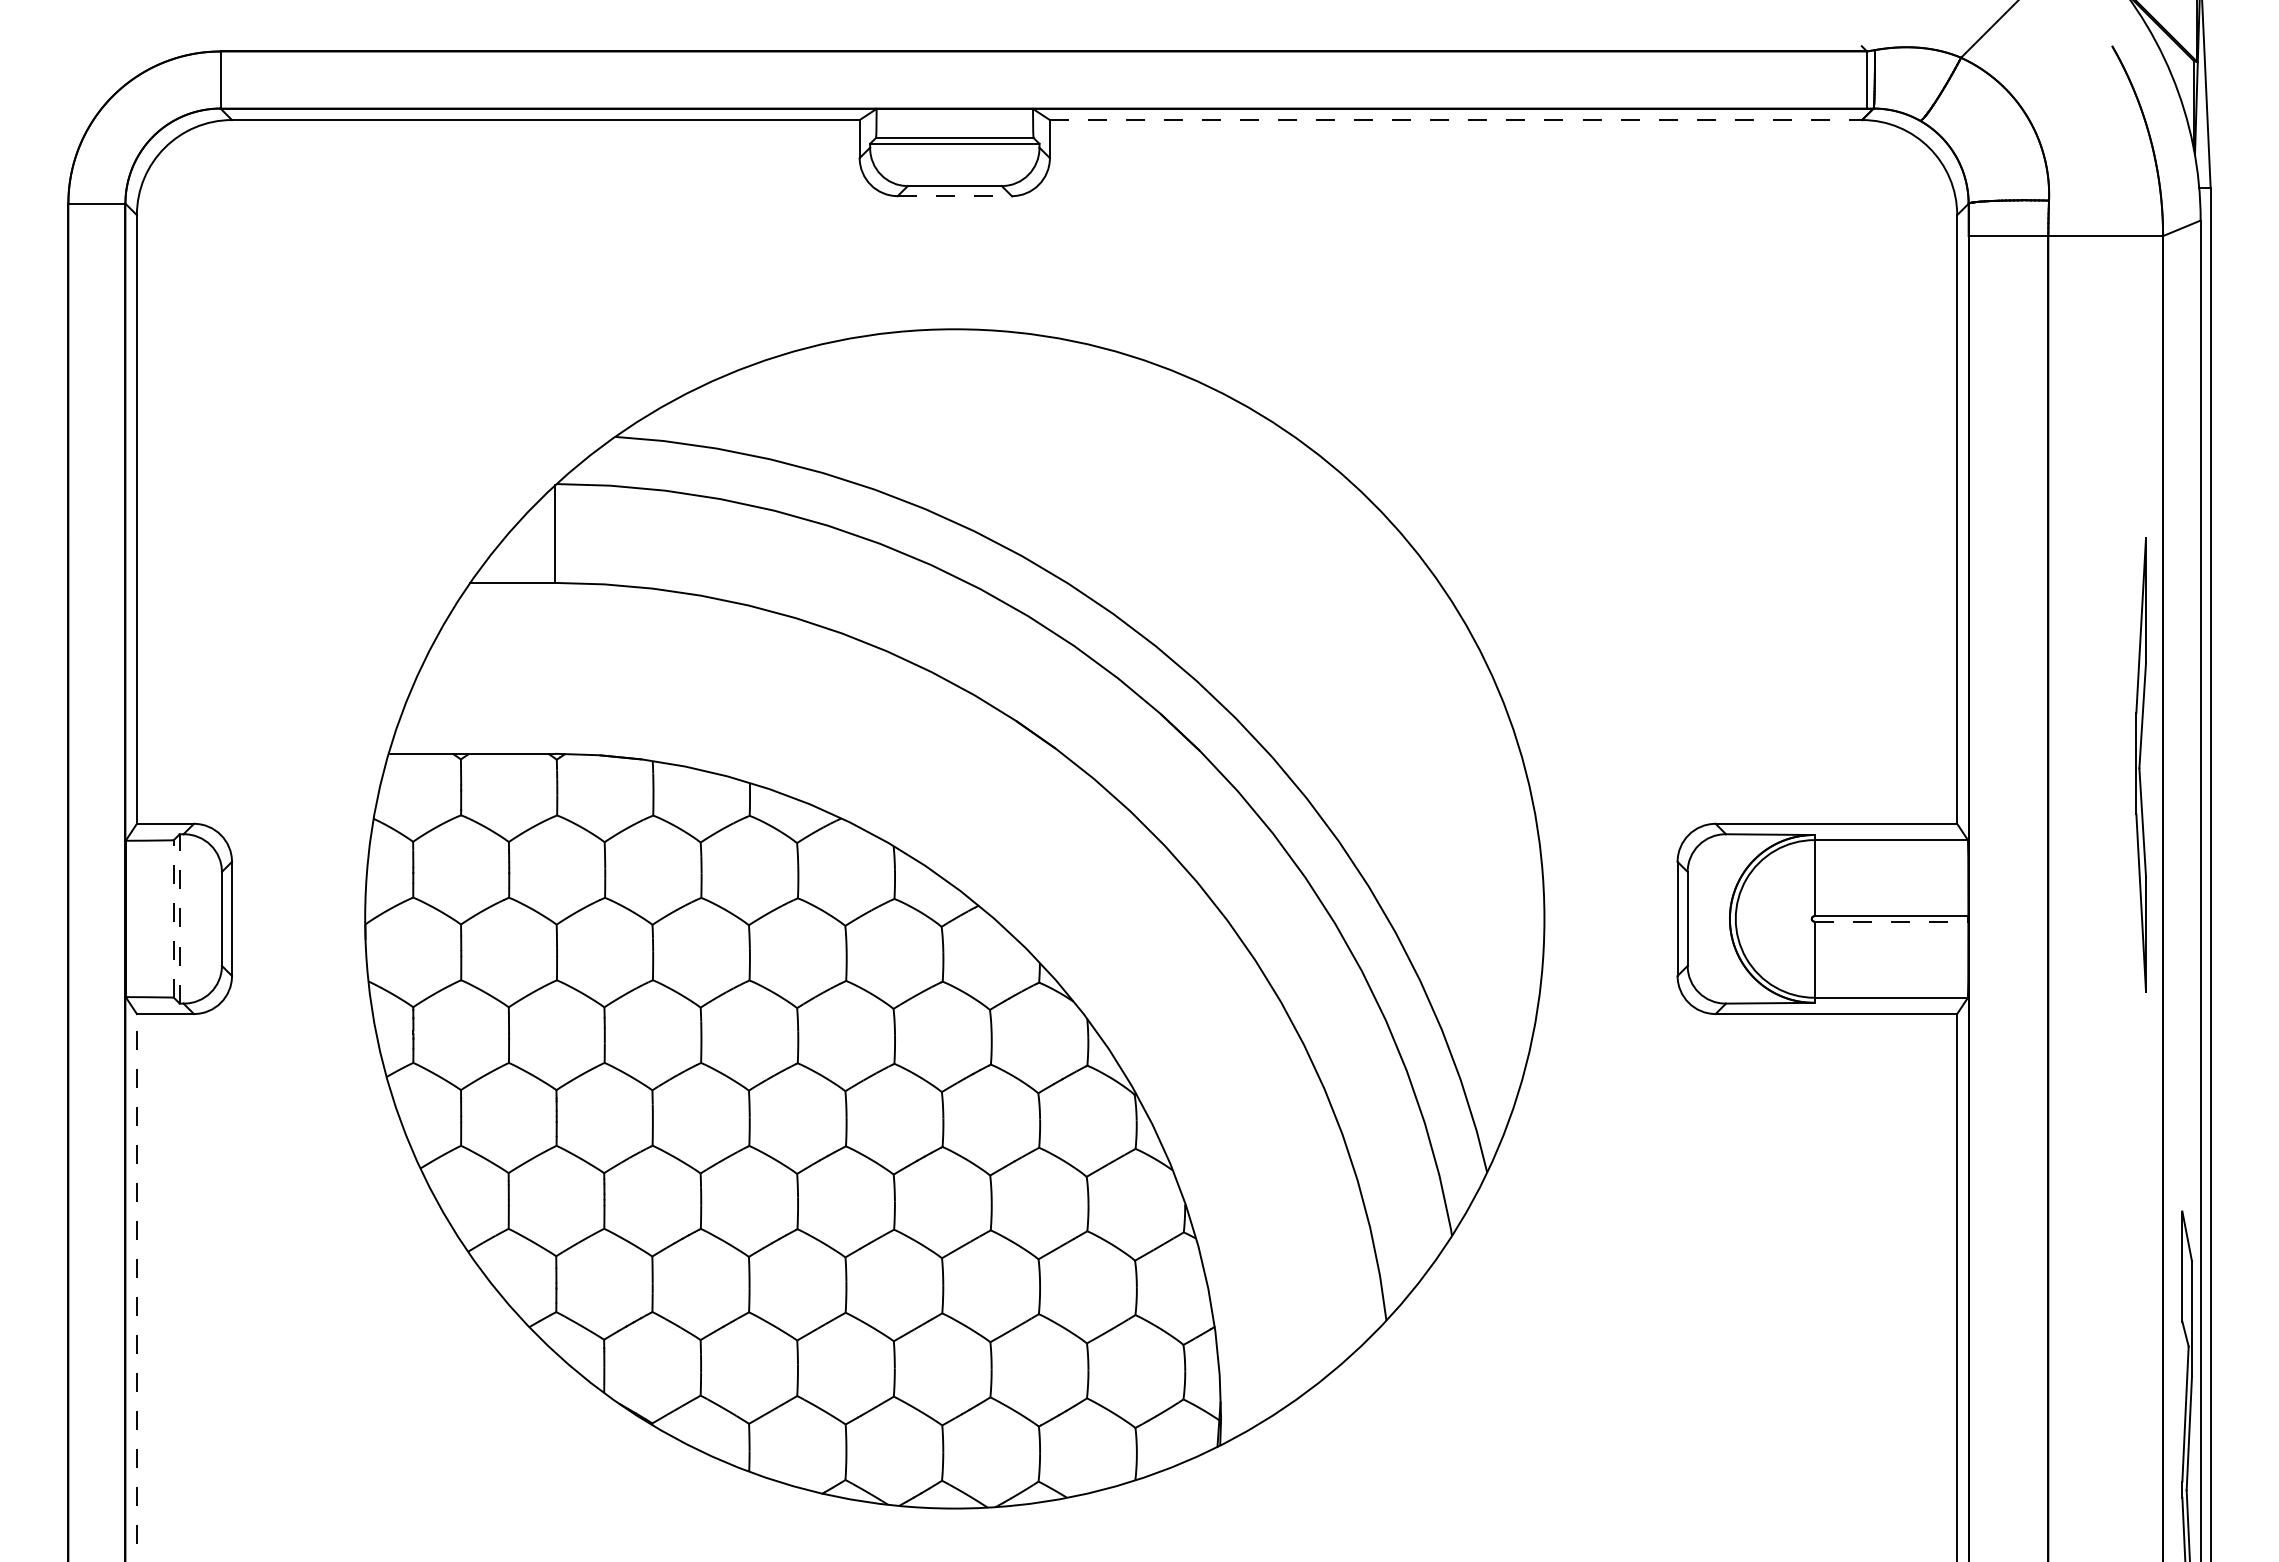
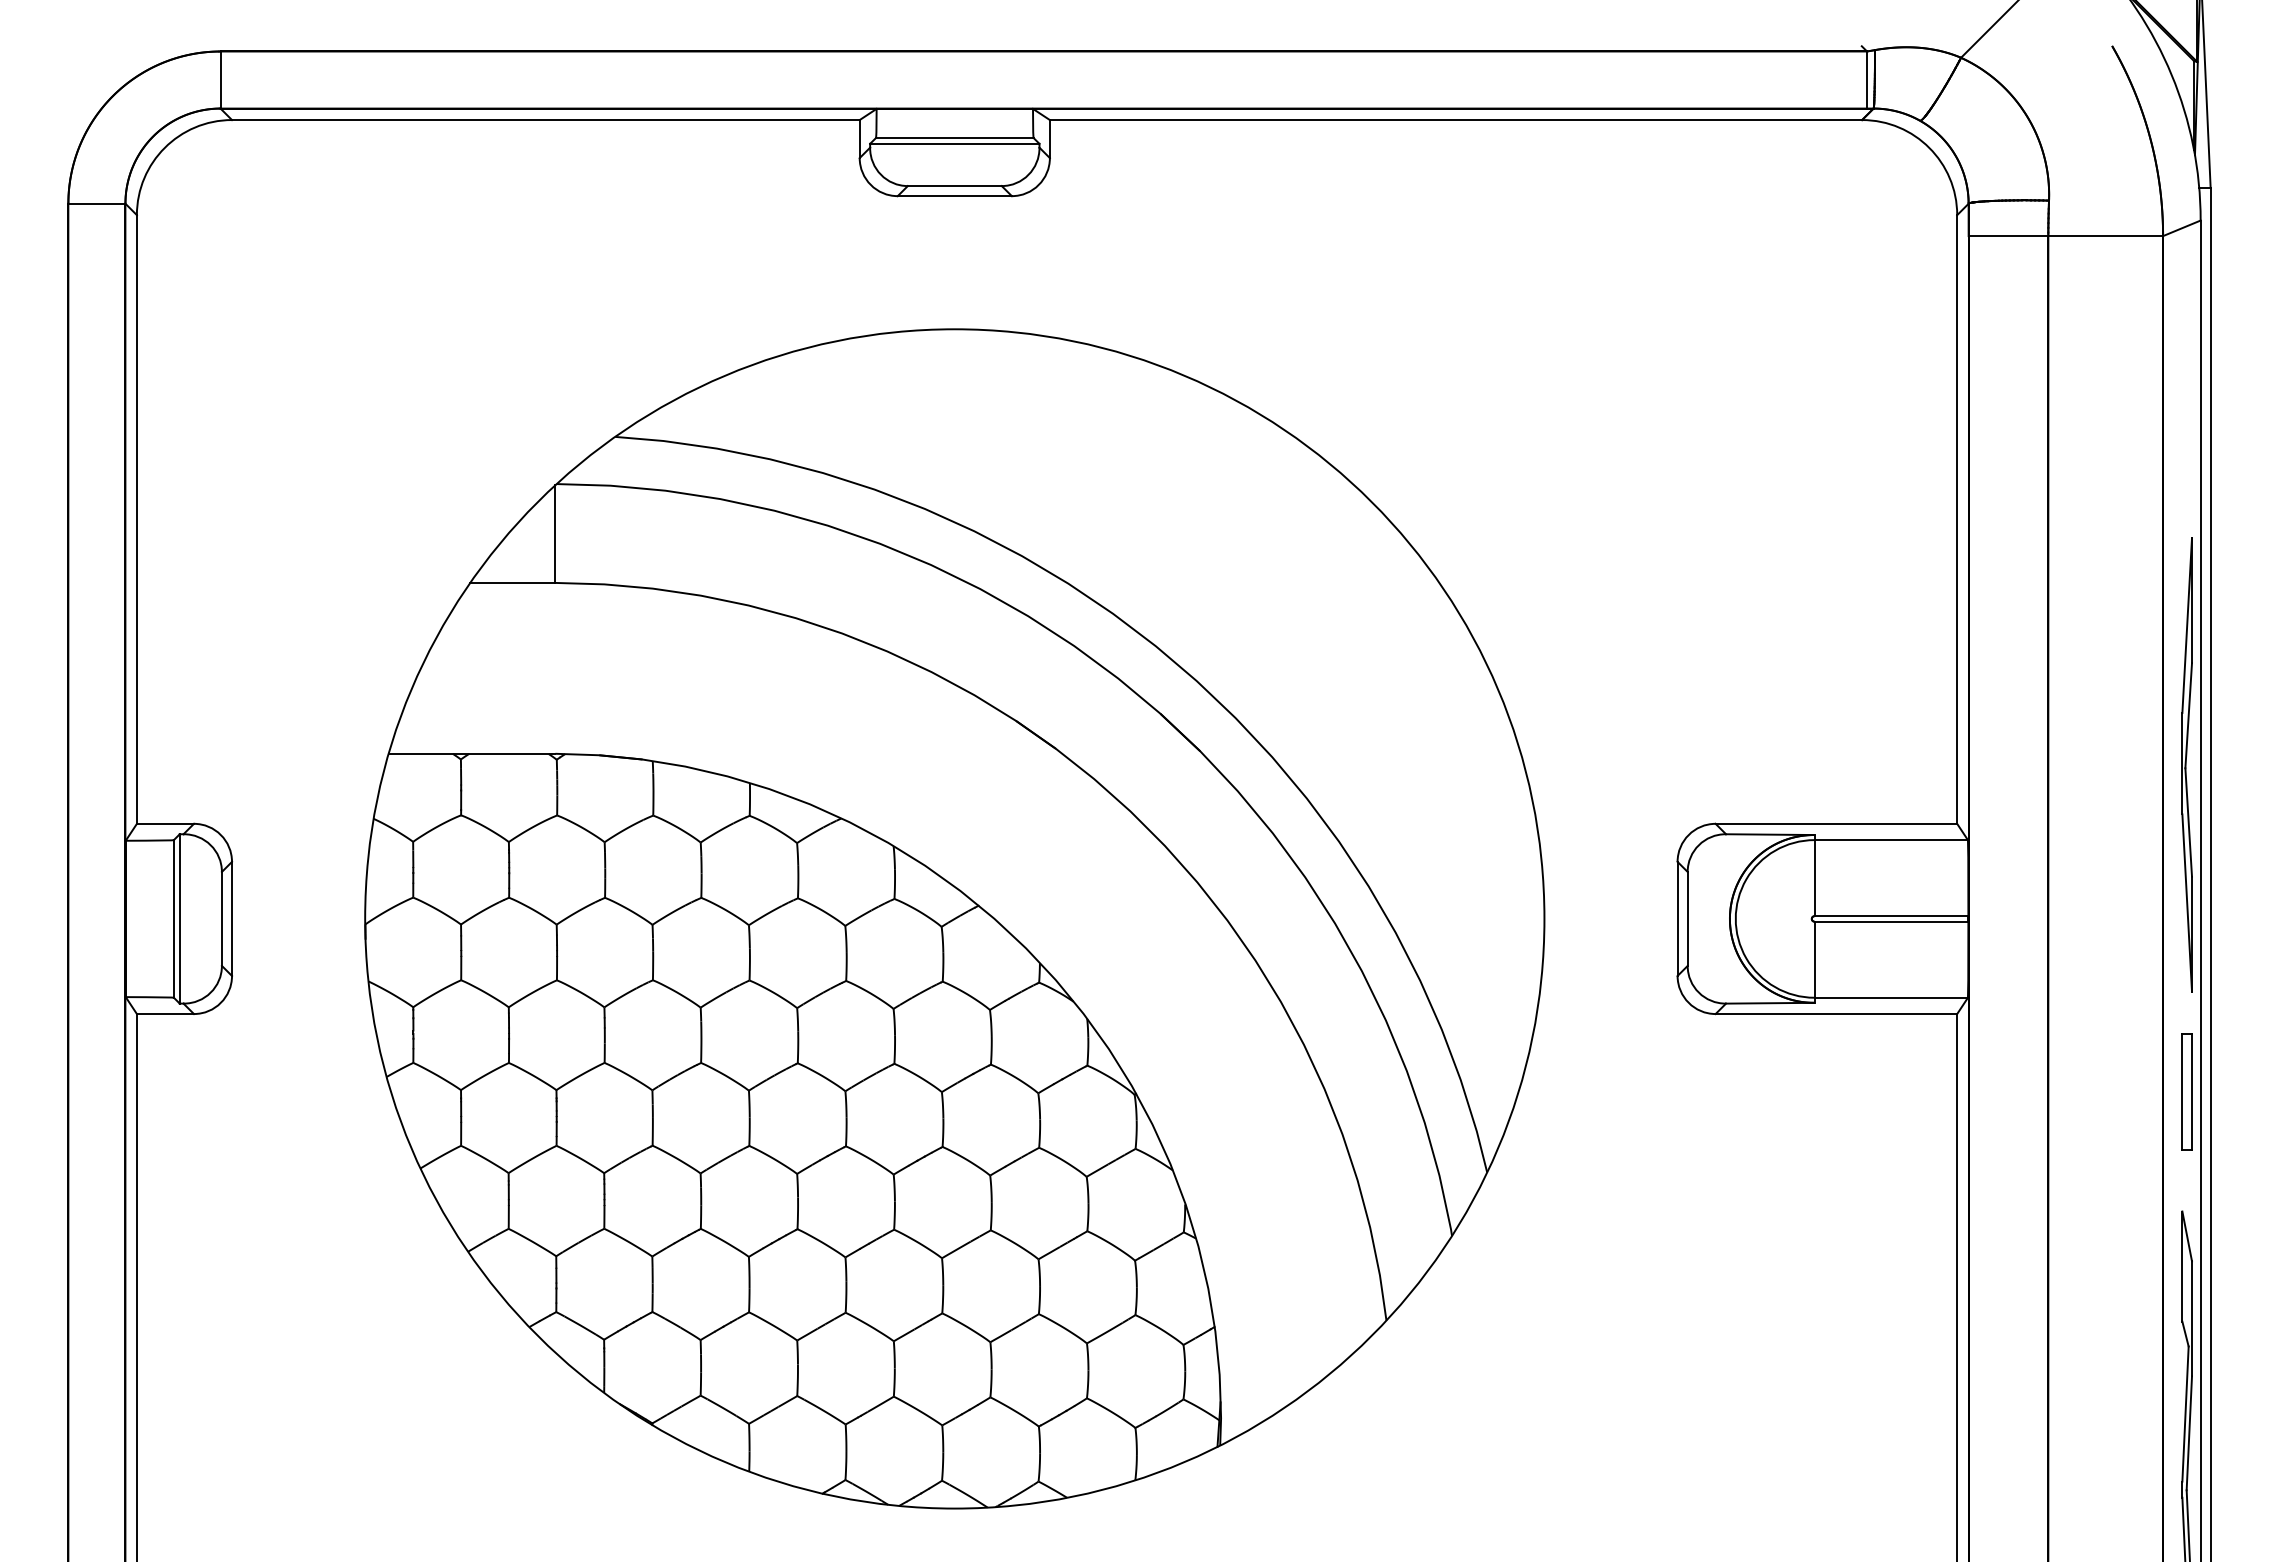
line: dashed -> solid (1456, 120)
line: dashed -> solid (955, 196)
part position: (2140, 764) -> (2186, 764) (2186, 764)
line: dashed -> solid (173, 918)
line: dashed -> solid (179, 918)
line: dashed -> solid (1891, 921)
part: none -> present (2186, 1091)
line: dashed -> solid (136, 1287)
